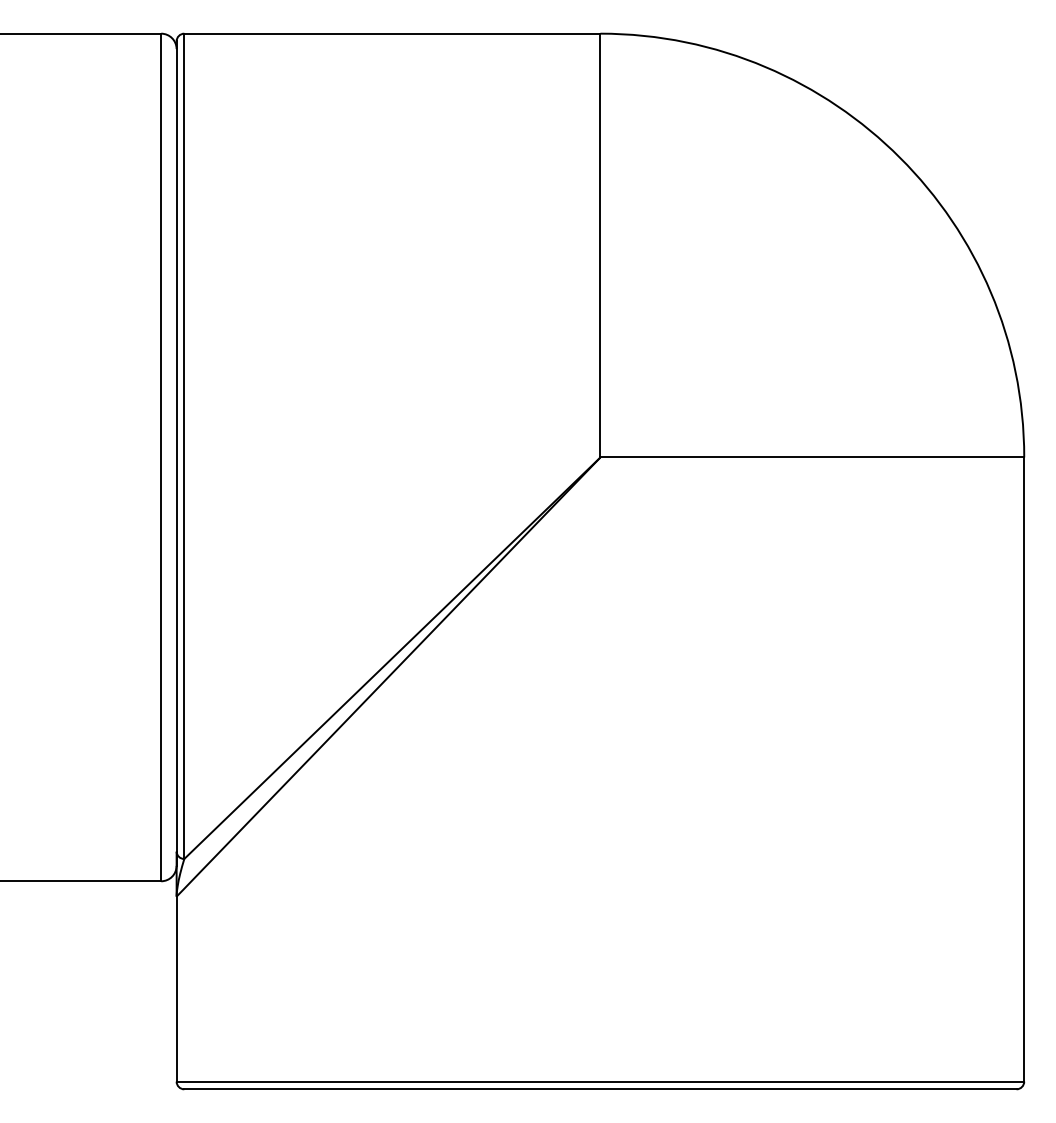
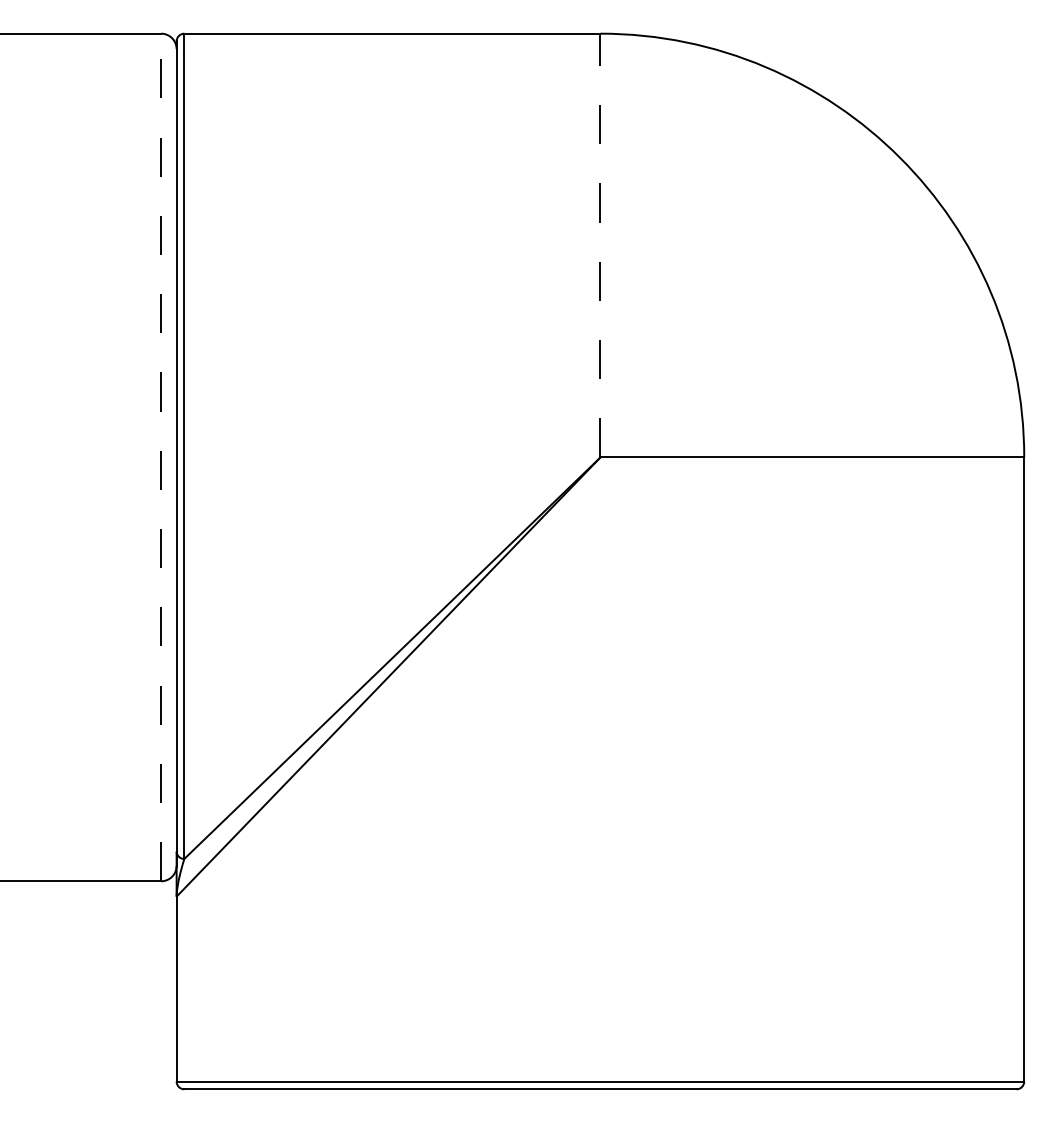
line: solid -> dashed (600, 245)
line: solid -> dashed (161, 457)
